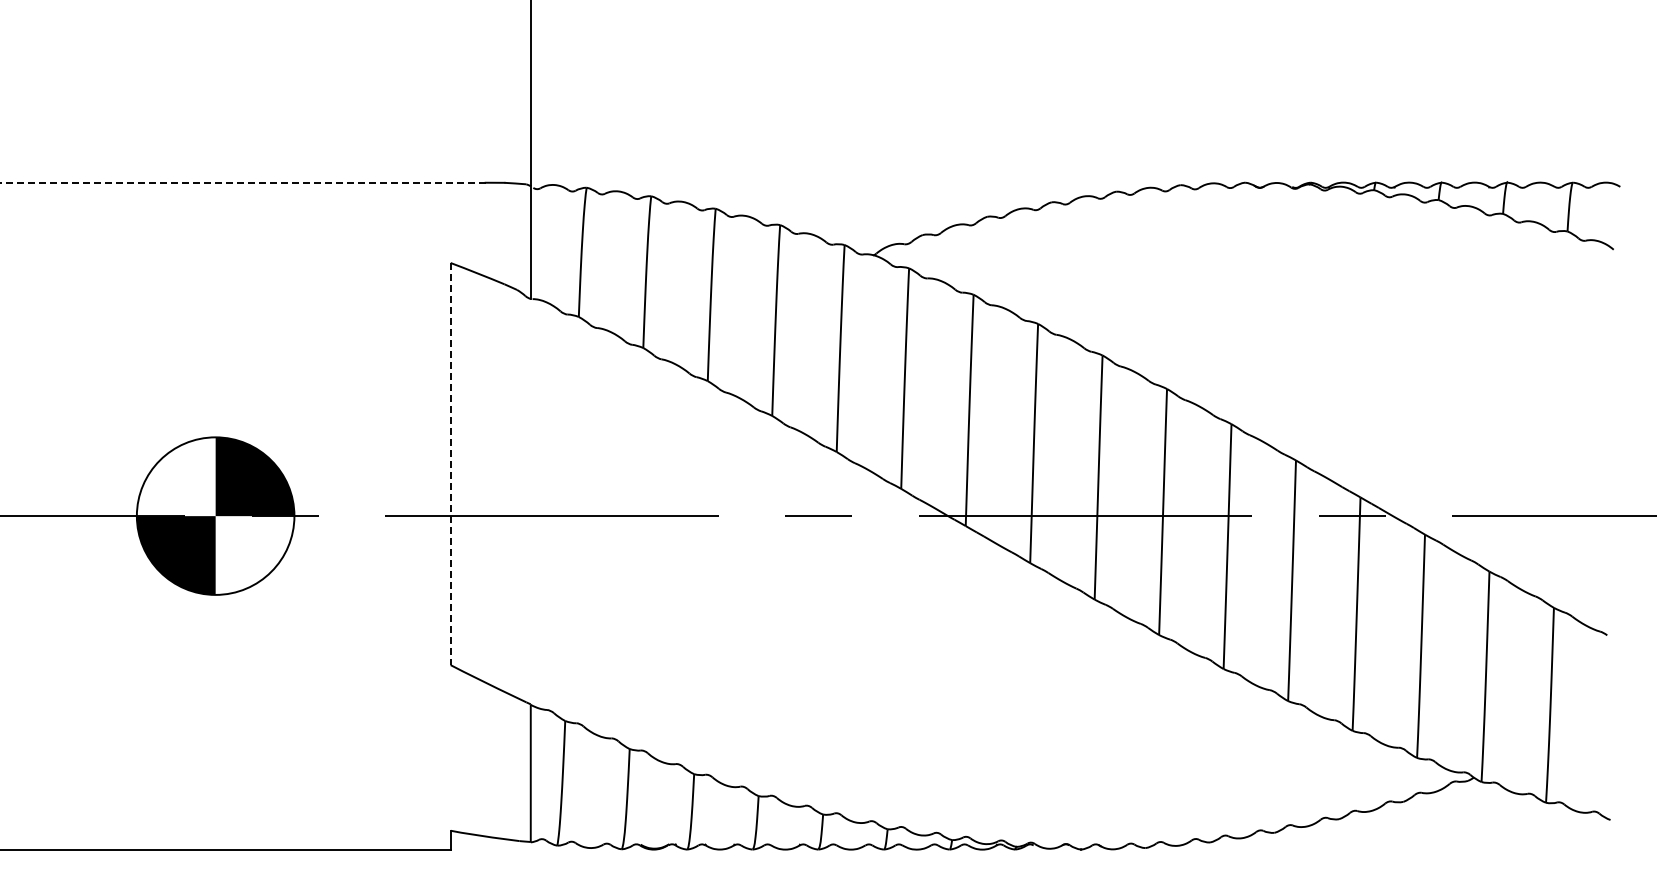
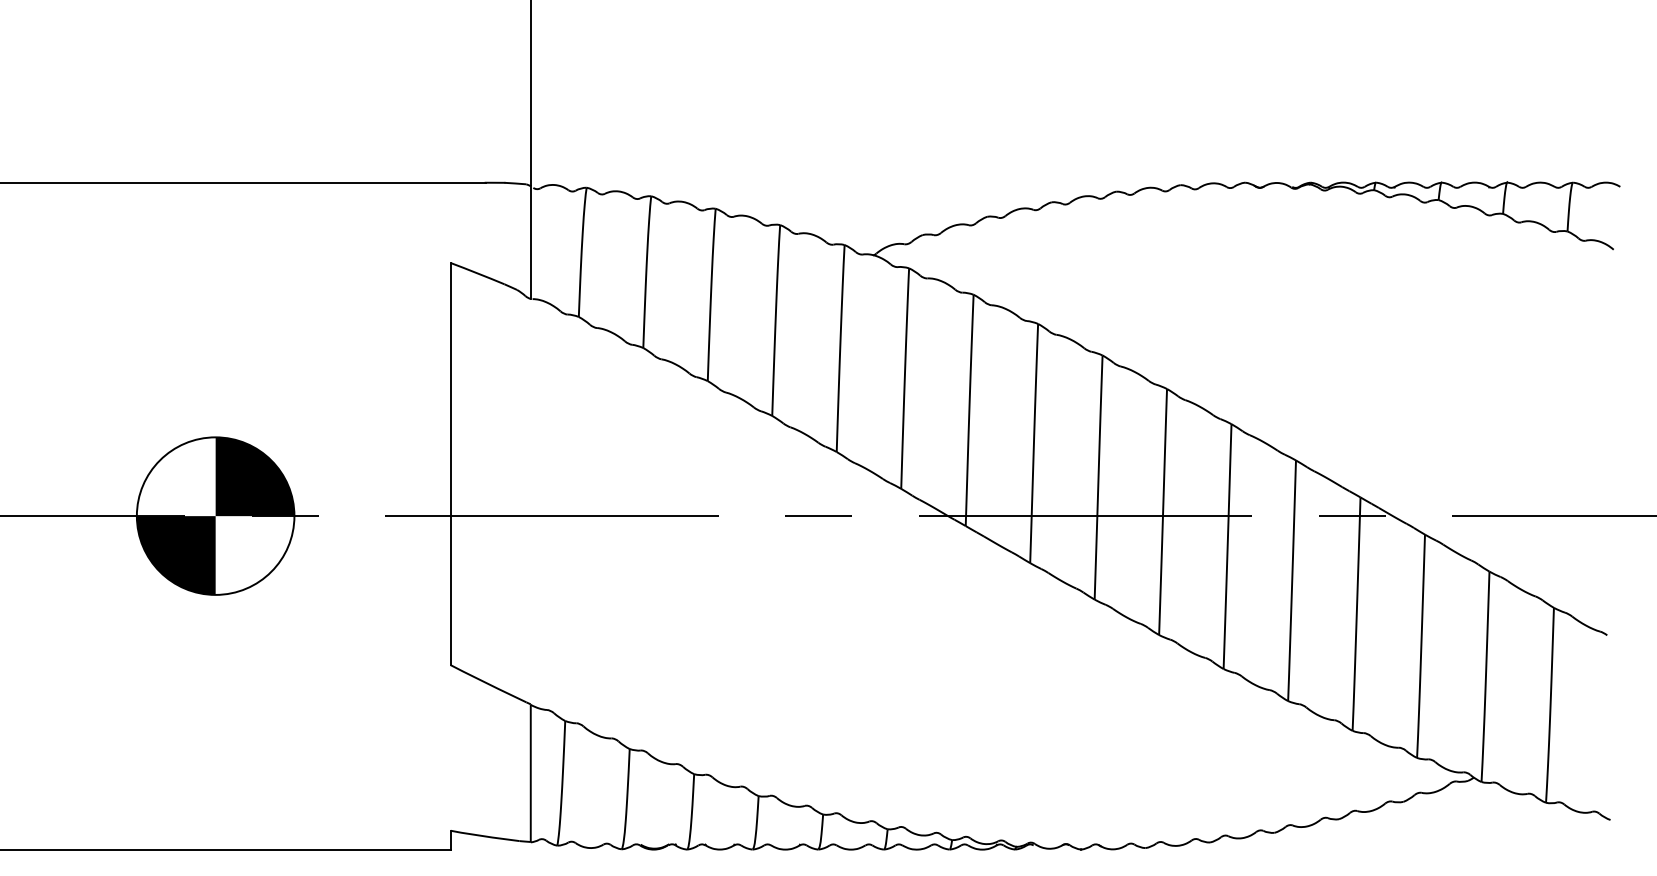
line: dashed -> solid (242, 182)
line: dashed -> solid (450, 464)
